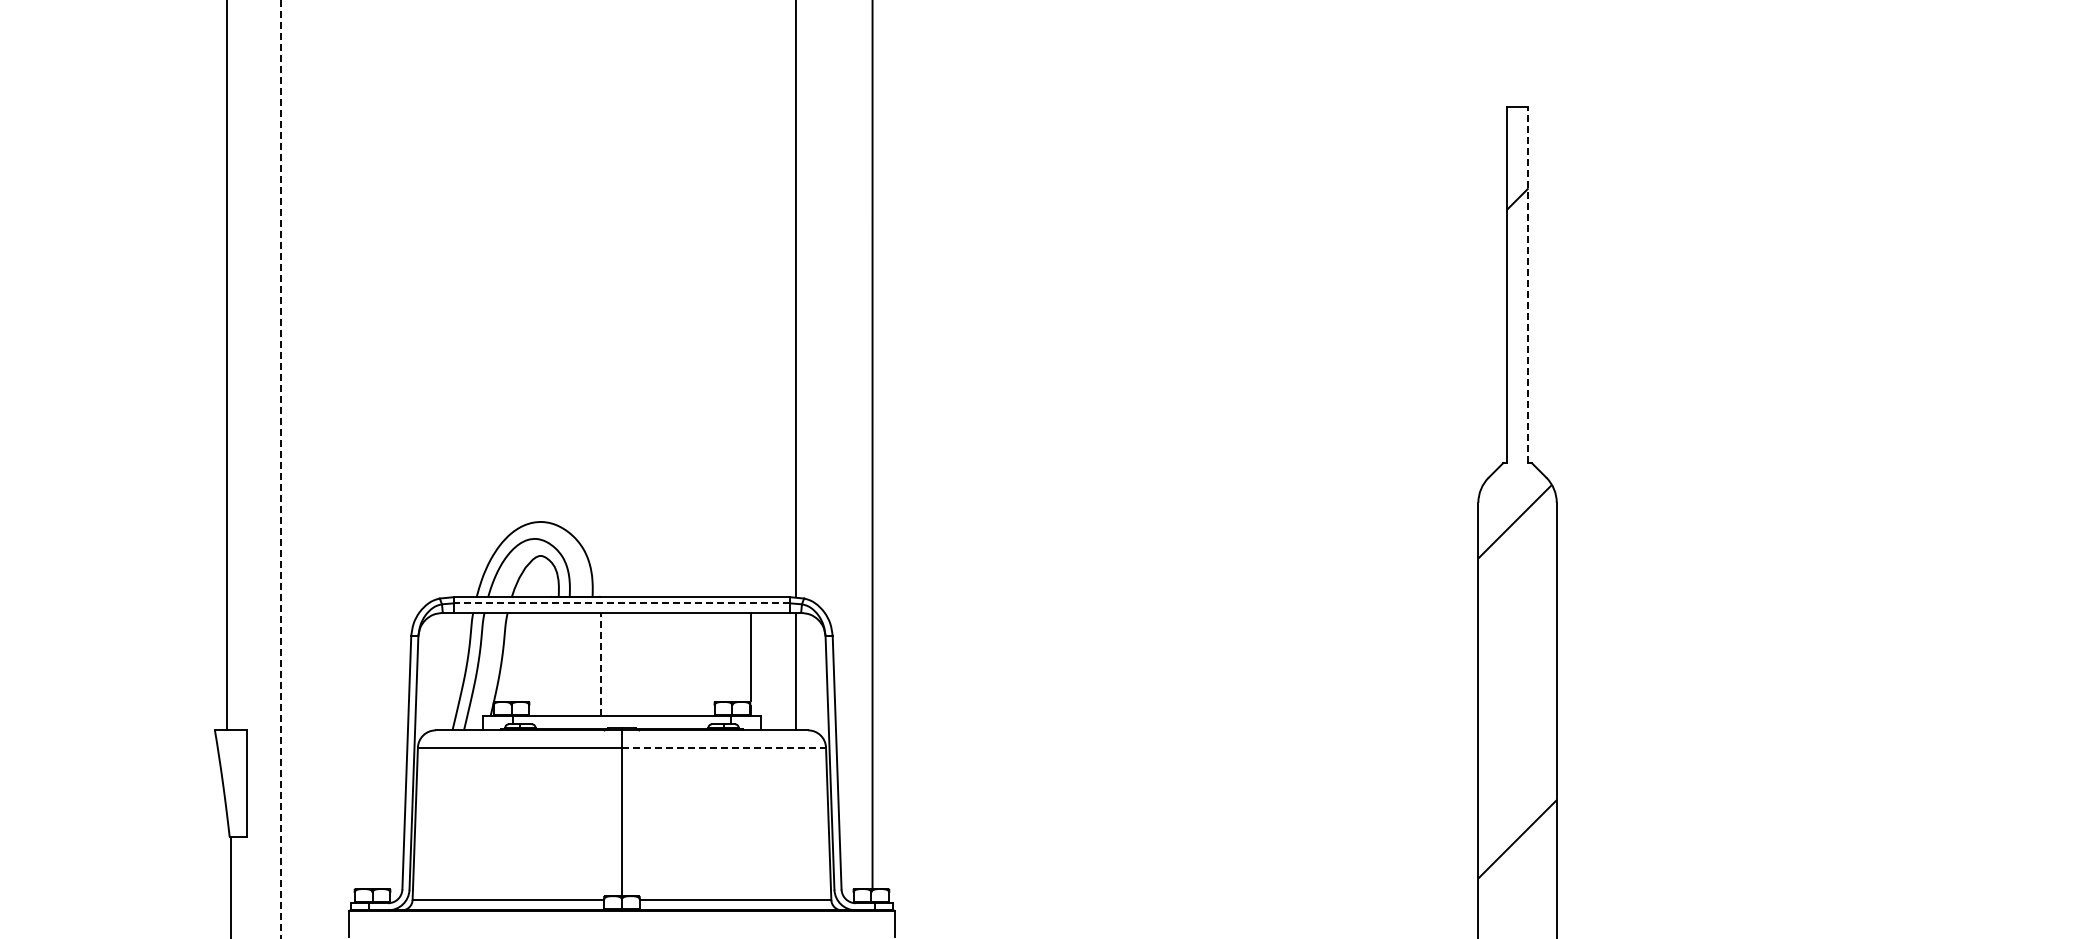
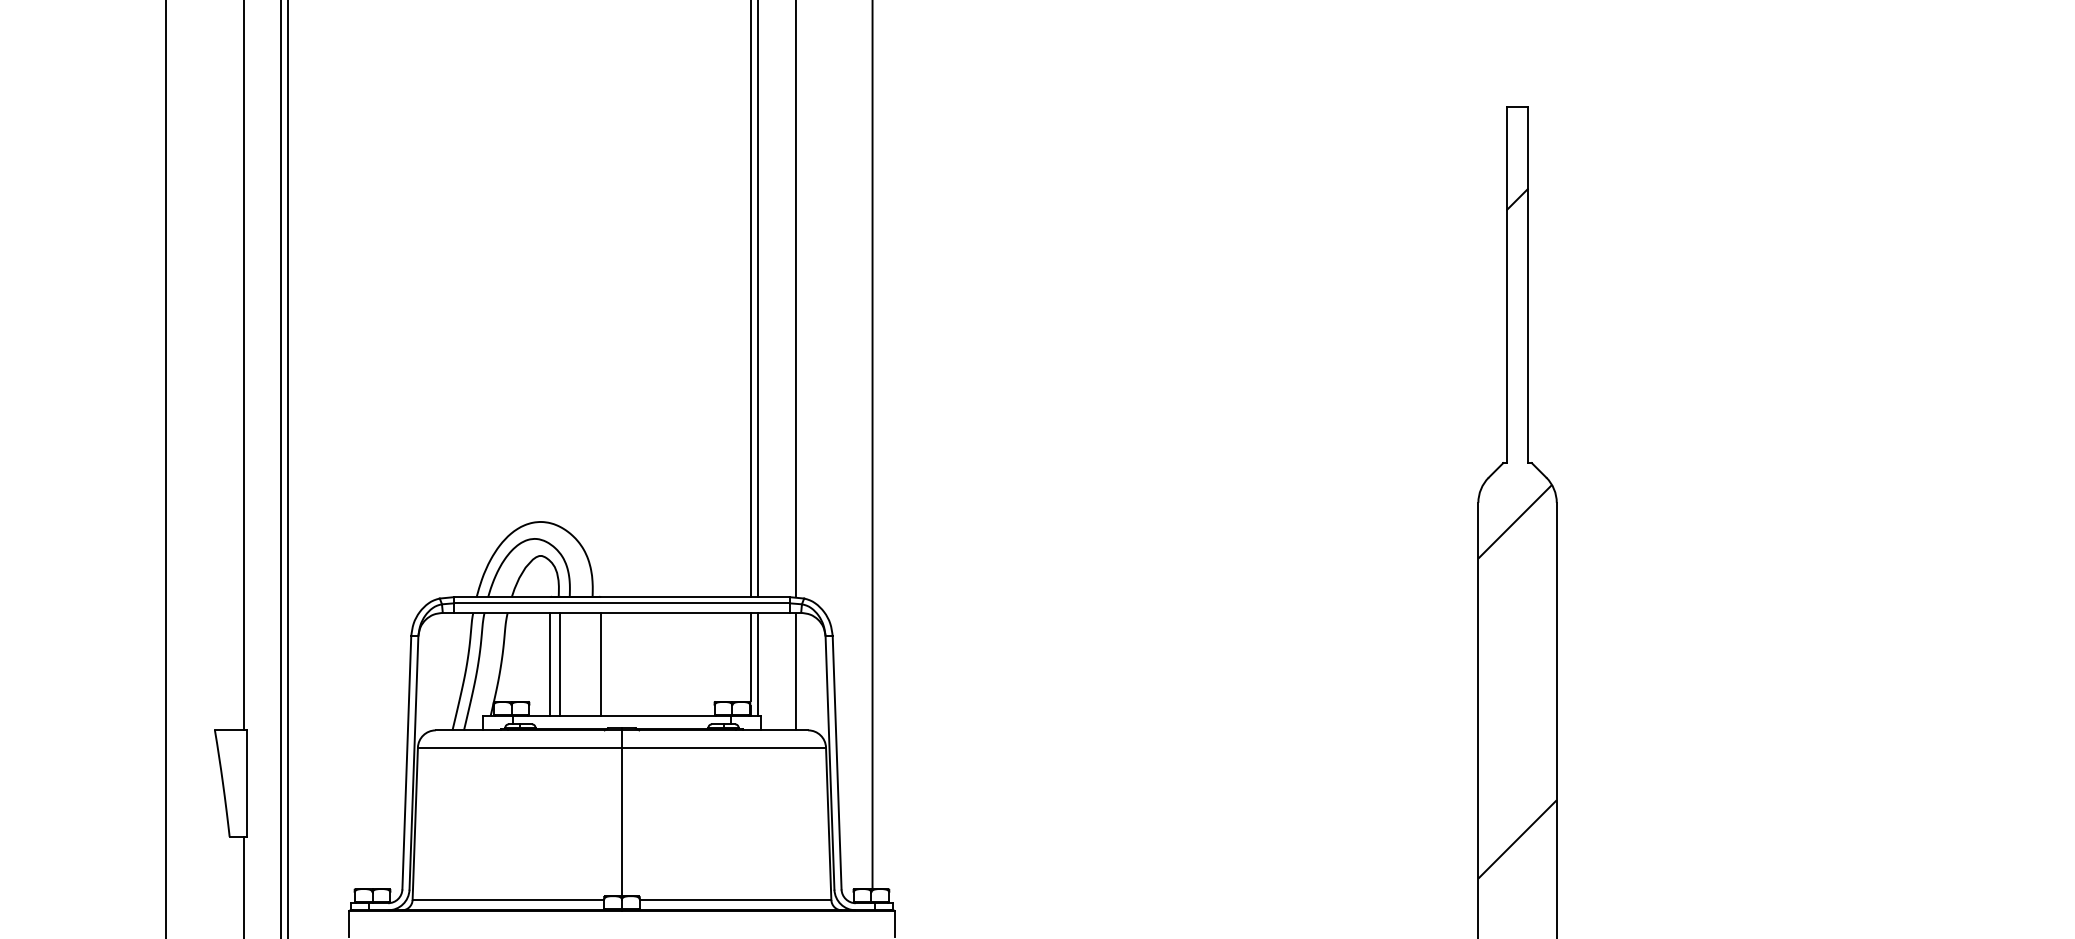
line: dashed -> solid (1528, 284)
line: none -> present (751, 299)
line: none -> present (758, 299)
line position: (226, 365) -> (243, 365) (243, 365)
line: none -> present (166, 468)
line: none -> present (288, 468)
line: dashed -> solid (281, 470)
line: dashed -> solid (621, 603)
line: none -> present (550, 664)
line: none -> present (560, 664)
line: dashed -> solid (600, 664)
line: none -> present (758, 664)
line: dashed -> solid (724, 747)
line position: (230, 885) -> (243, 885) (243, 885)
